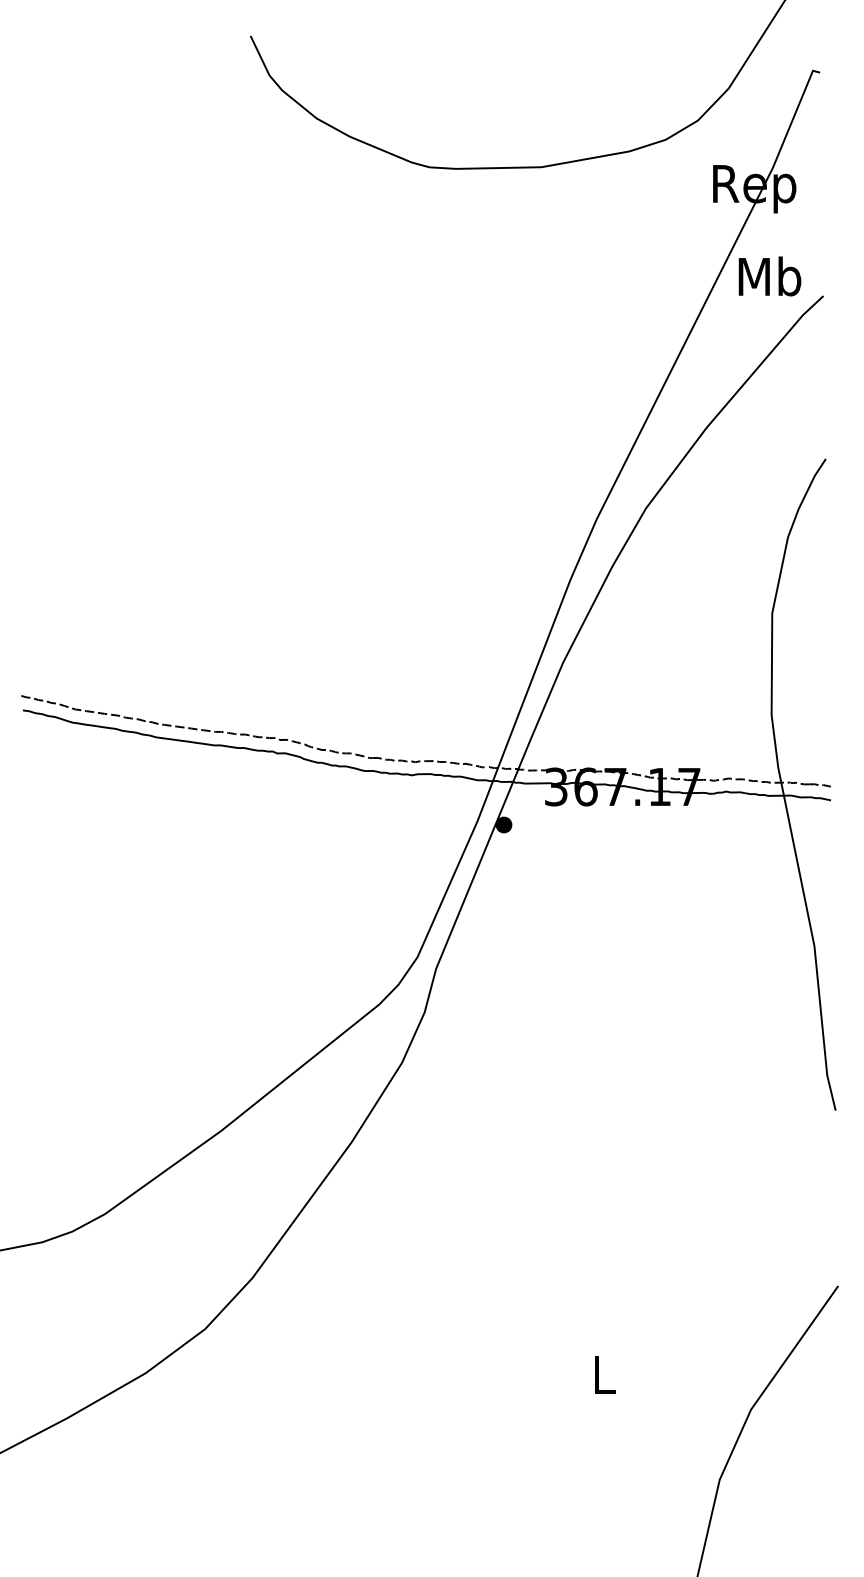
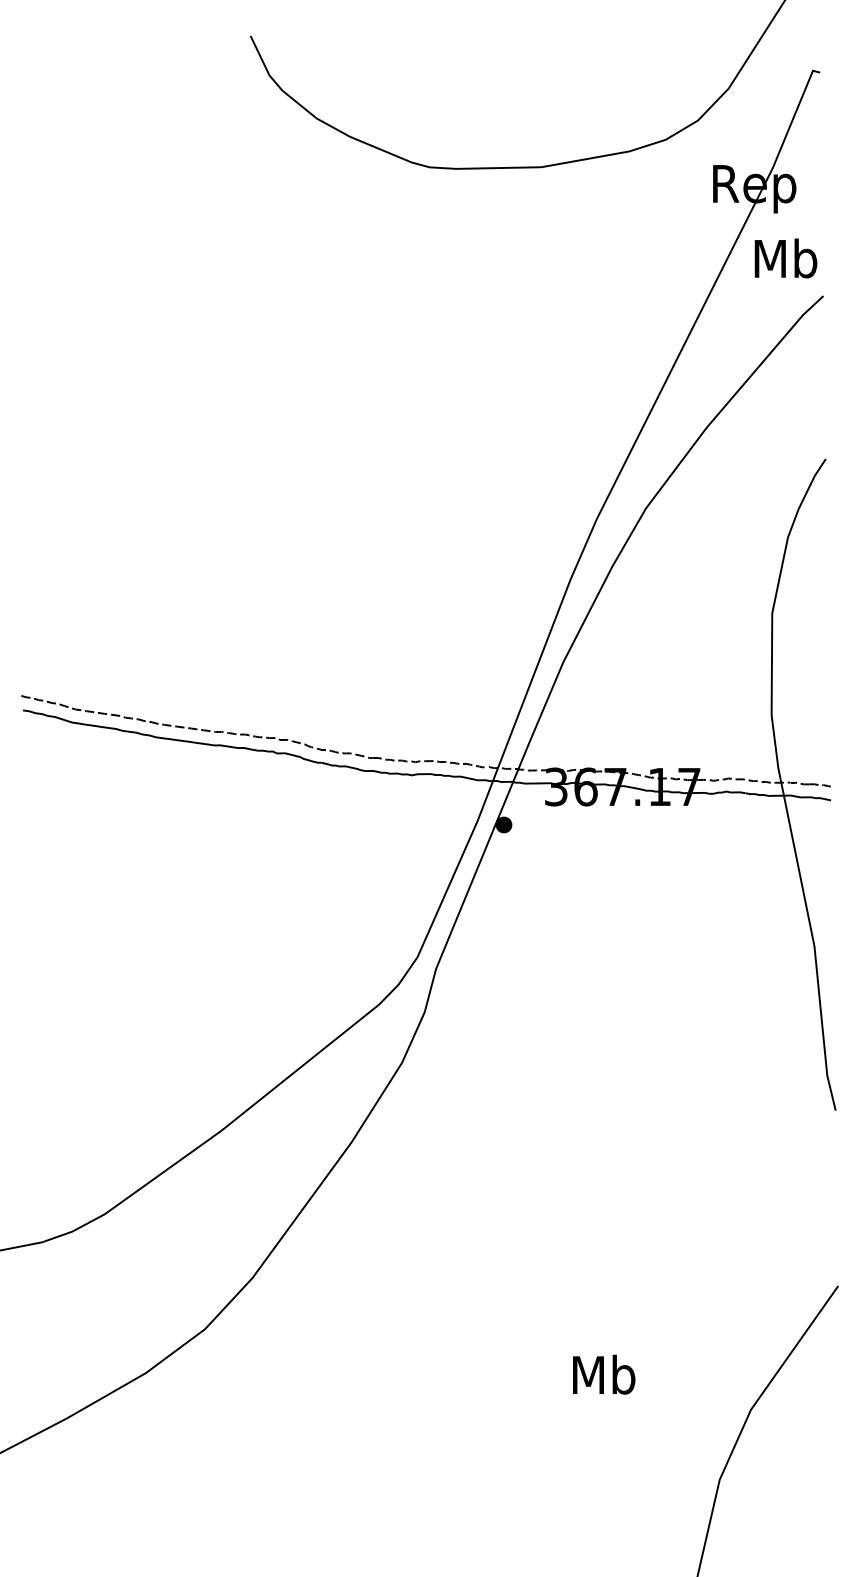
text position: (769, 276) -> (785, 258) (785, 258)
text: L -> Mb (604, 1374)
